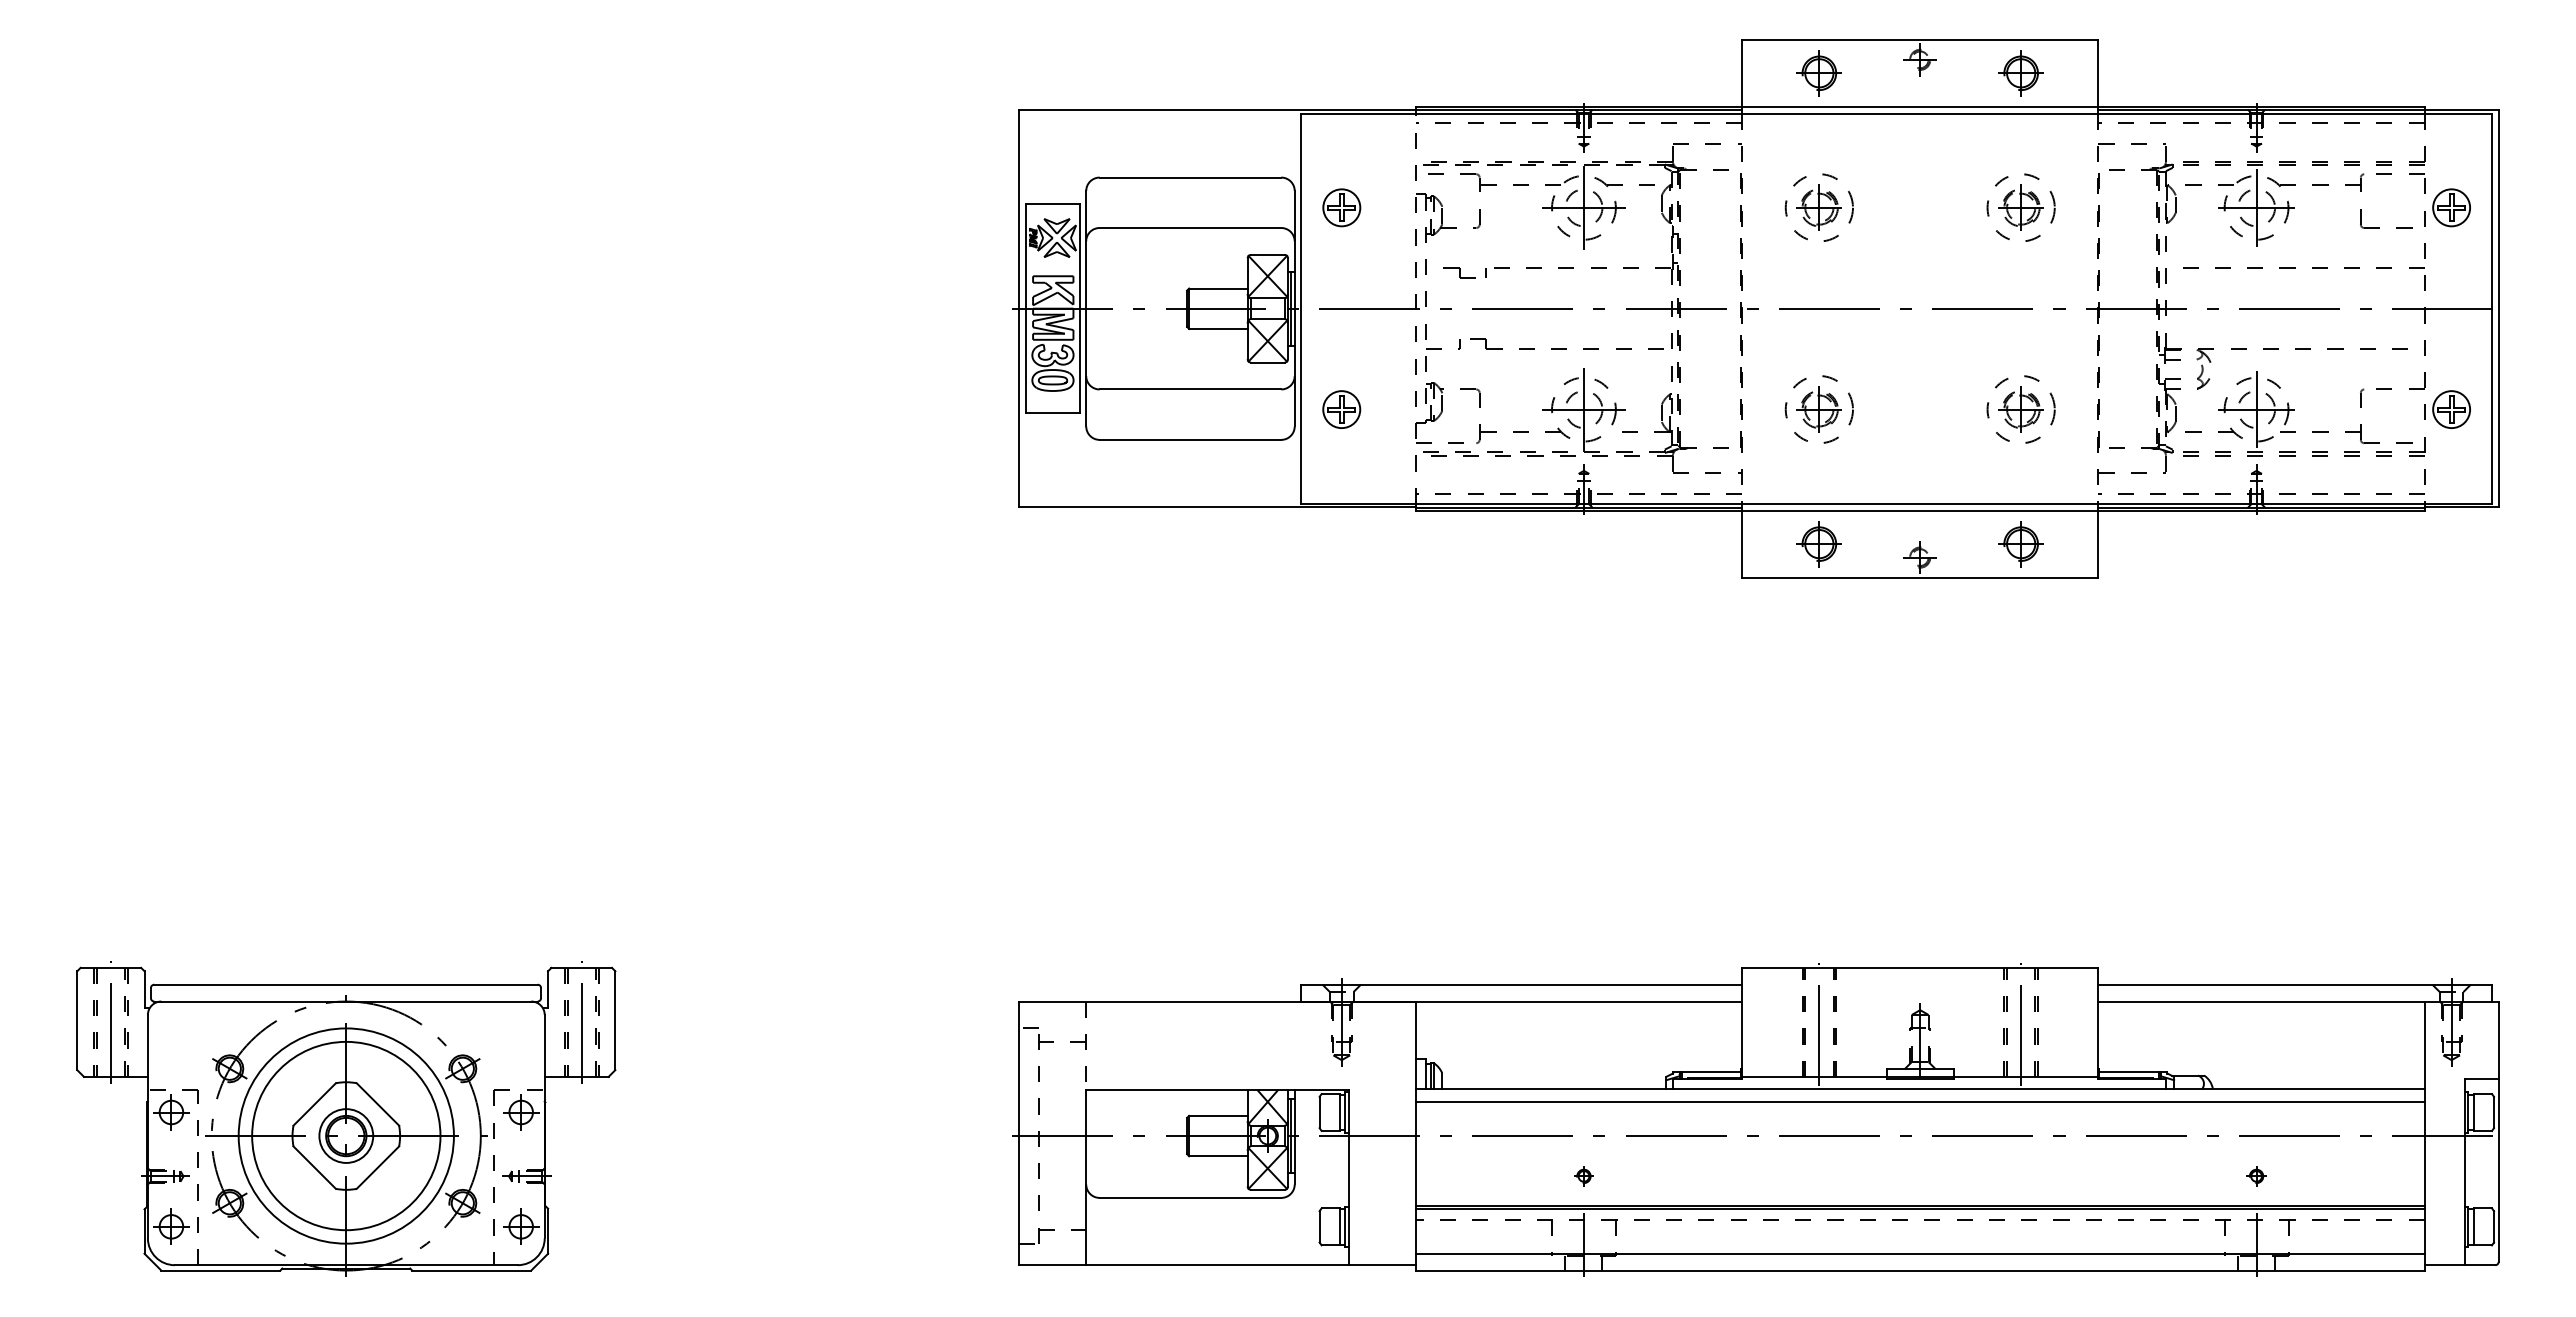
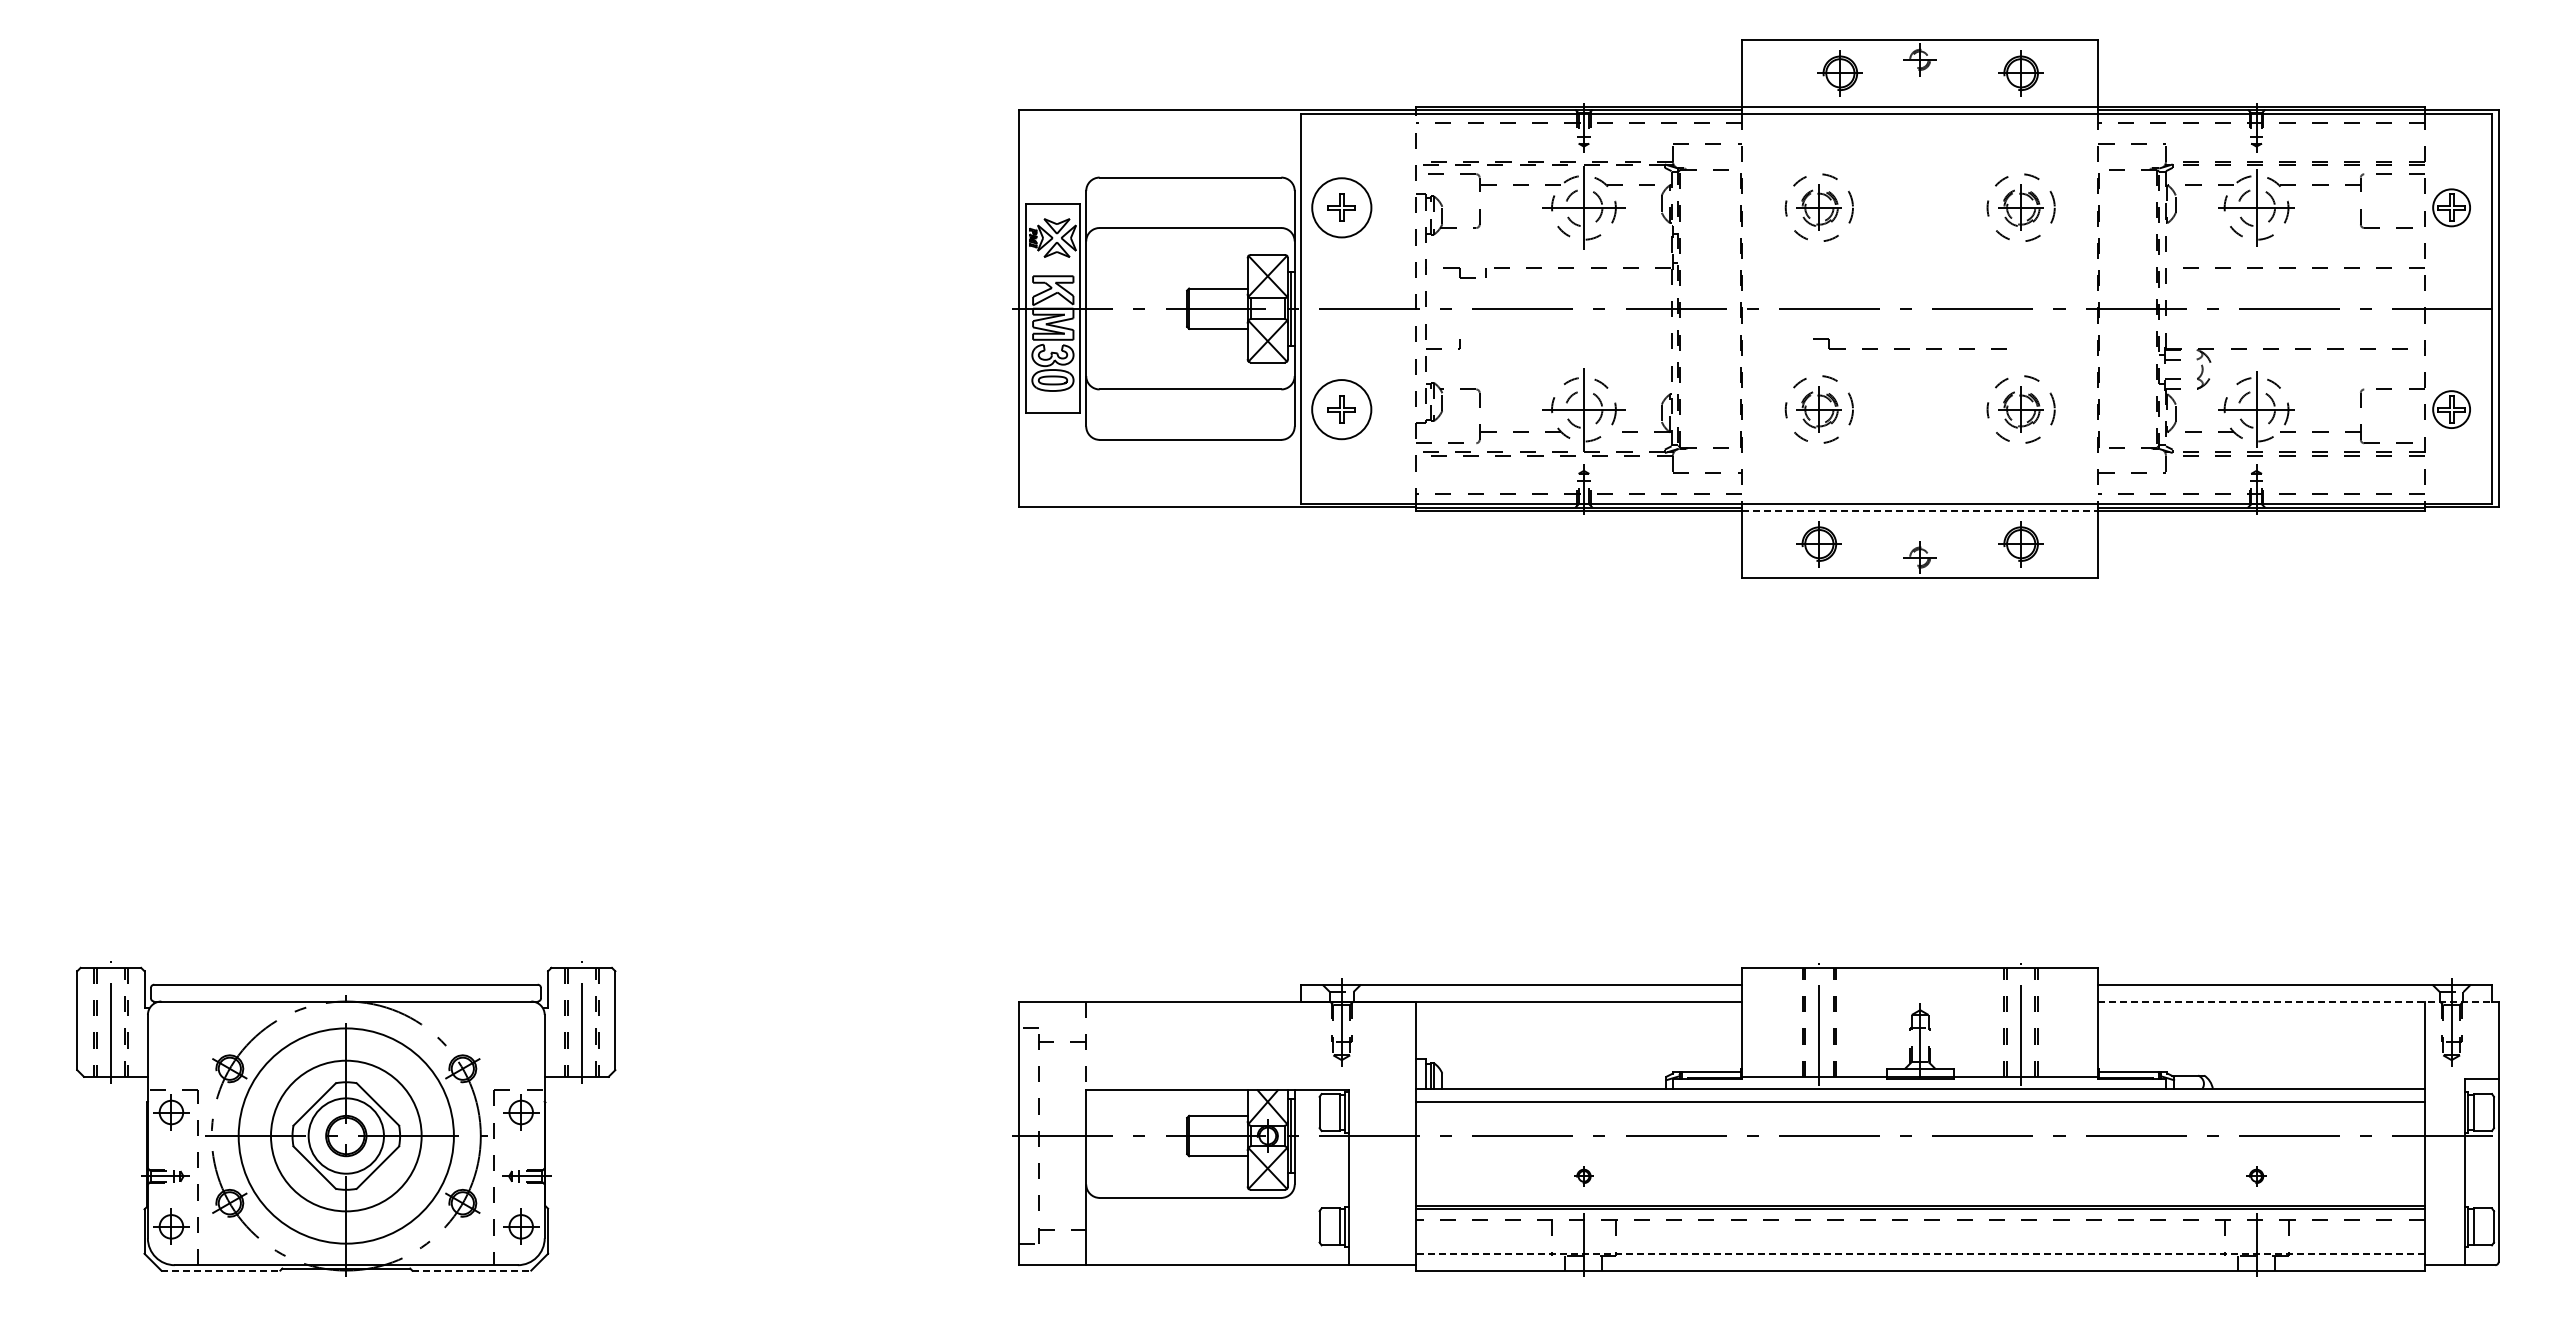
part position: (1818, 73) -> (1839, 73) (1839, 73)
circle diameter: 37 px -> 59 px (1341, 207)
part position: (1566, 343) -> (1909, 343) (1909, 343)
circle diameter: 37 px -> 59 px (1341, 409)
line: solid -> dashed (1920, 510)
line: solid -> dashed (2295, 1001)
circle diameter: 188 px -> 151 px (345, 1135)
circle diameter: 54 px -> 75 px (345, 1135)
line: solid -> dashed (1919, 1253)
line: solid -> dashed (220, 1270)
line: solid -> dashed (471, 1270)
